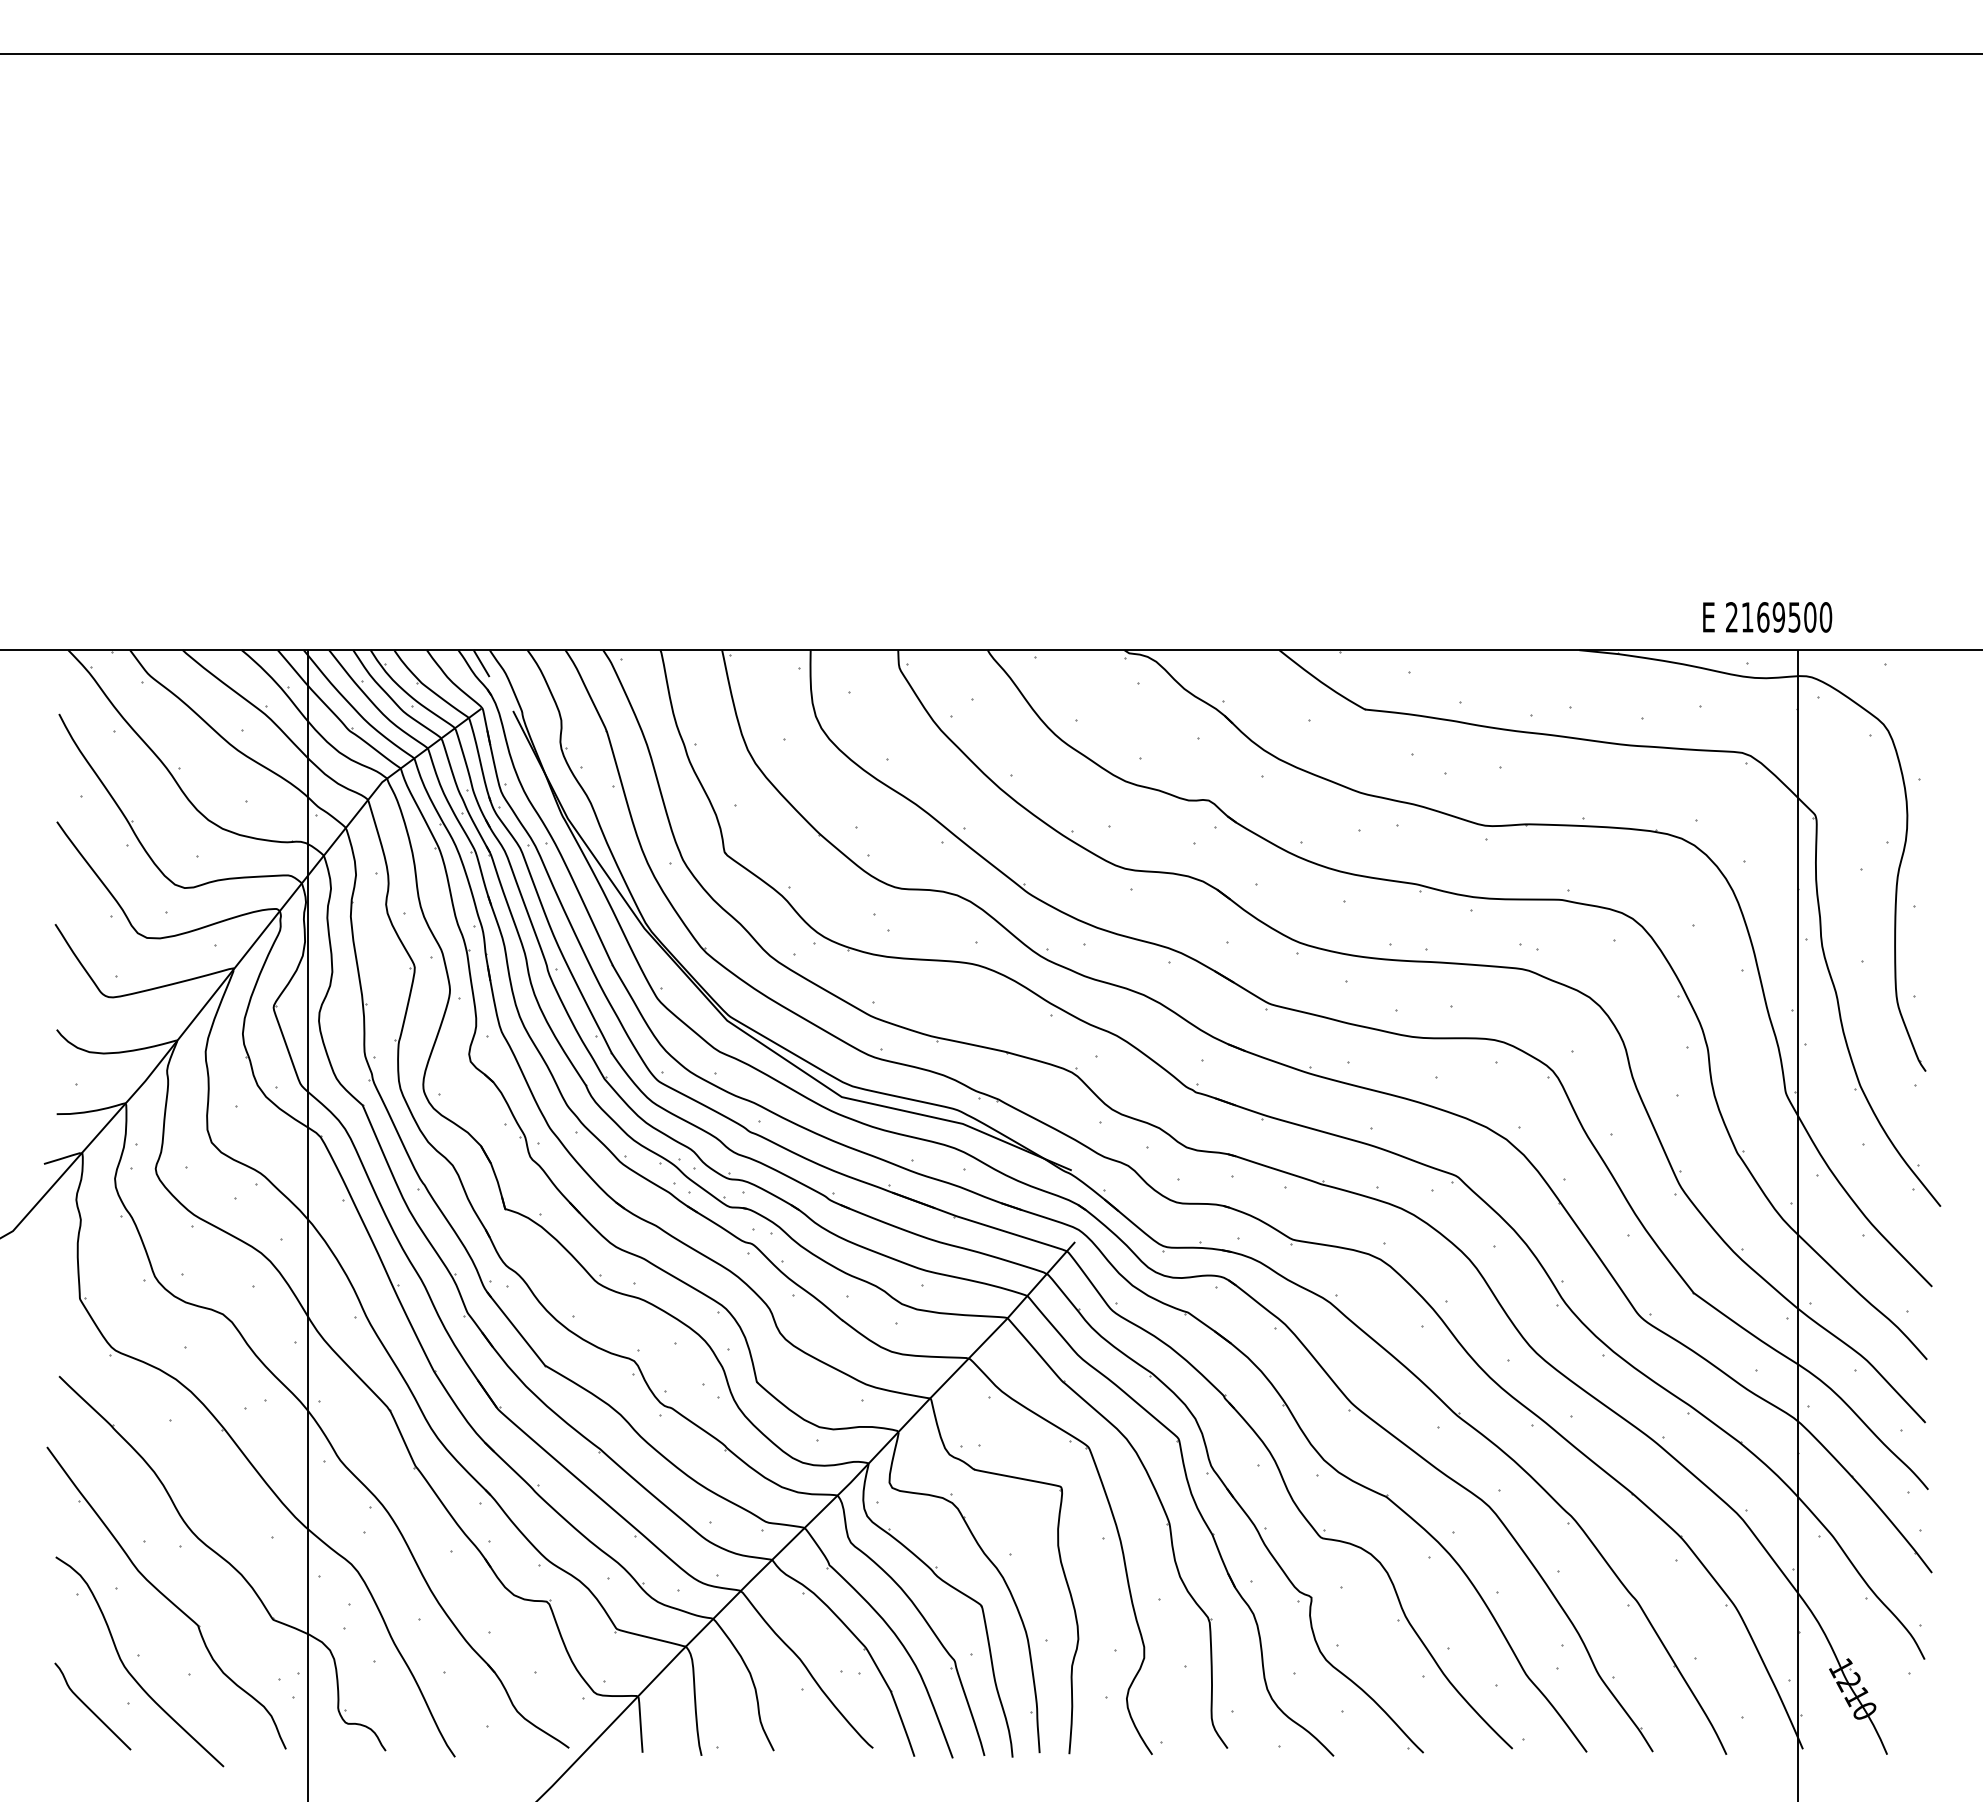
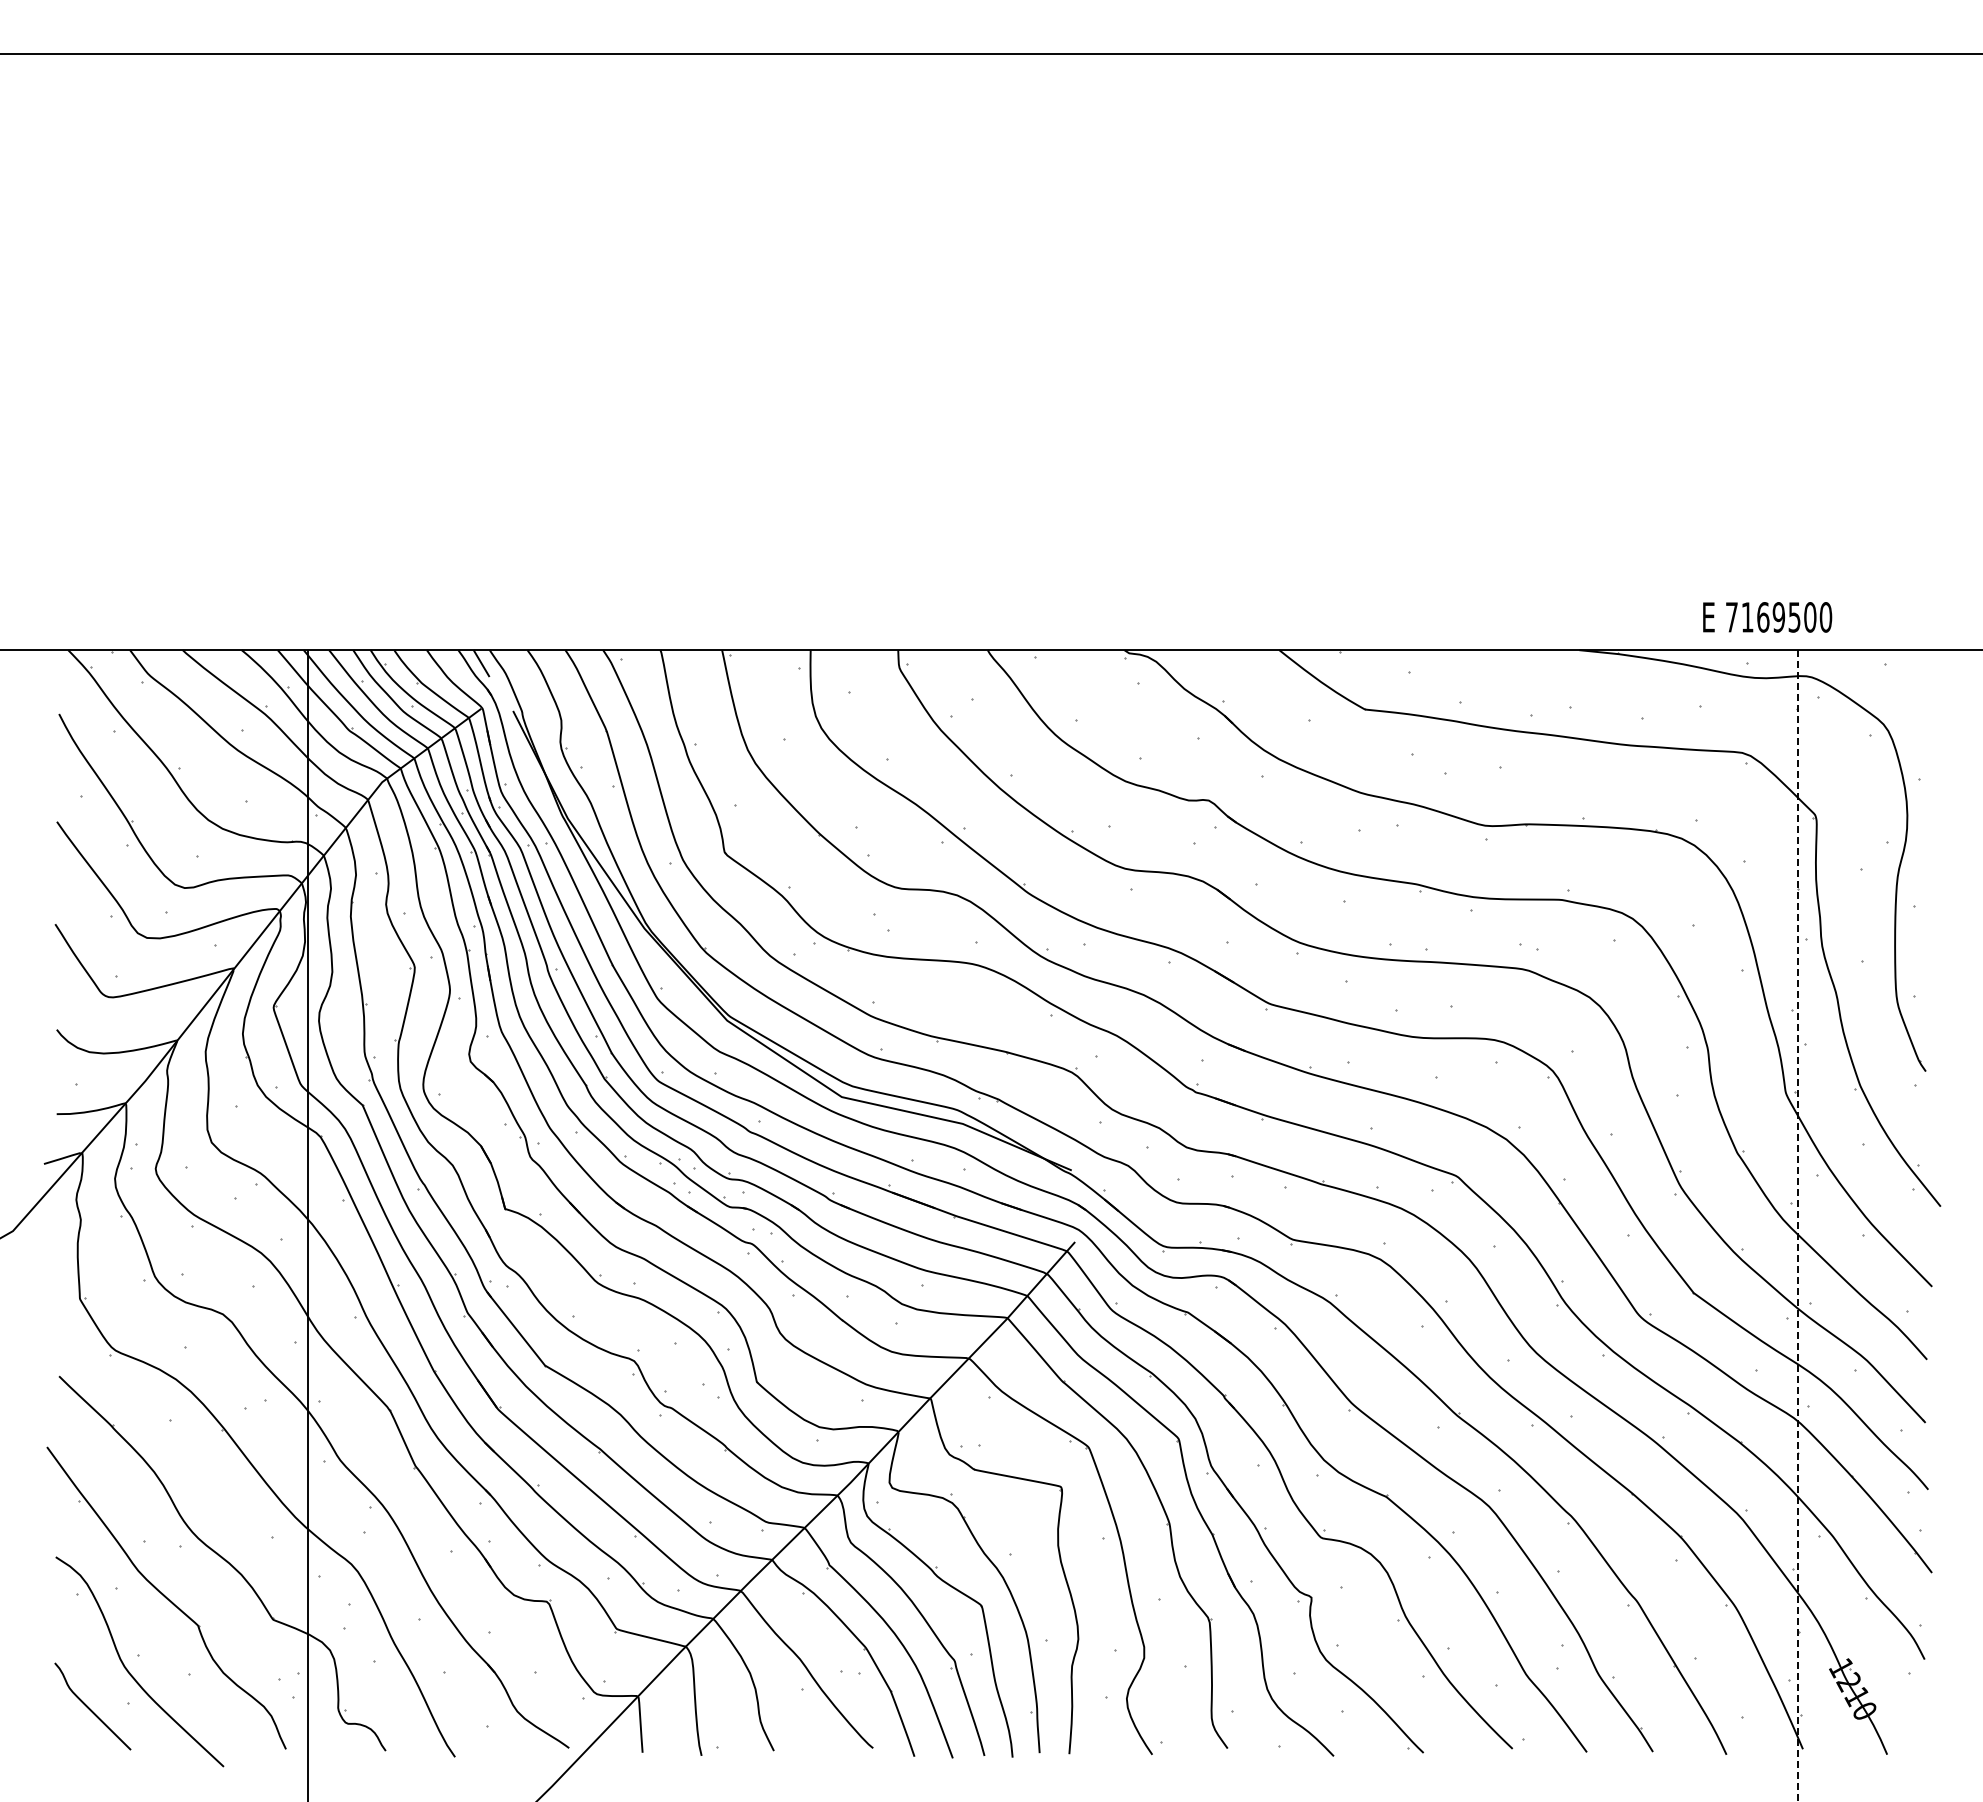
text: 2169500 -> 7169500 (1731, 617)
line: solid -> dashed (1798, 1226)
